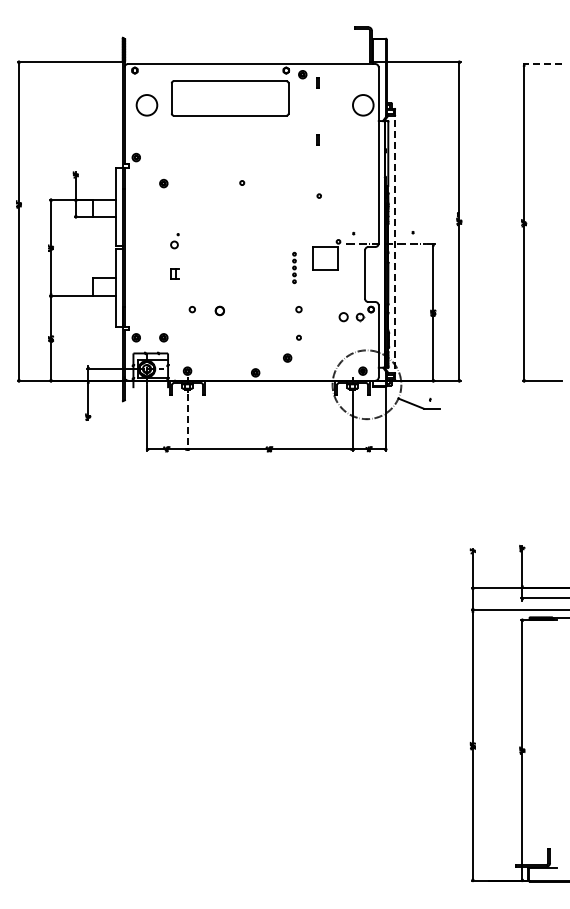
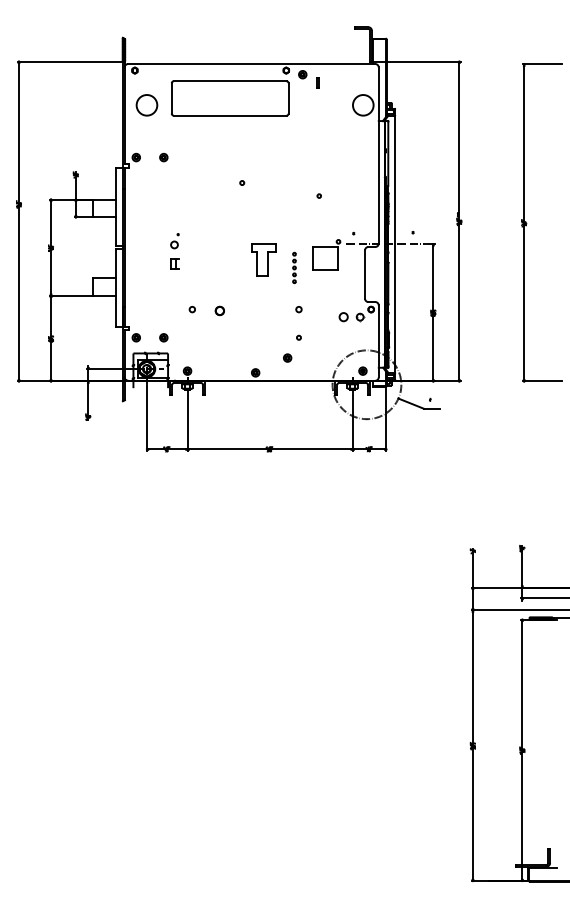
line: dashed -> solid (542, 64)
part: present -> none (317, 139)
part position: (163, 183) -> (163, 157) (163, 157)
line: dashed -> solid (395, 244)
part: none -> present (263, 259)
part position: (174, 273) -> (174, 263) (174, 263)
line: dashed -> solid (187, 422)
